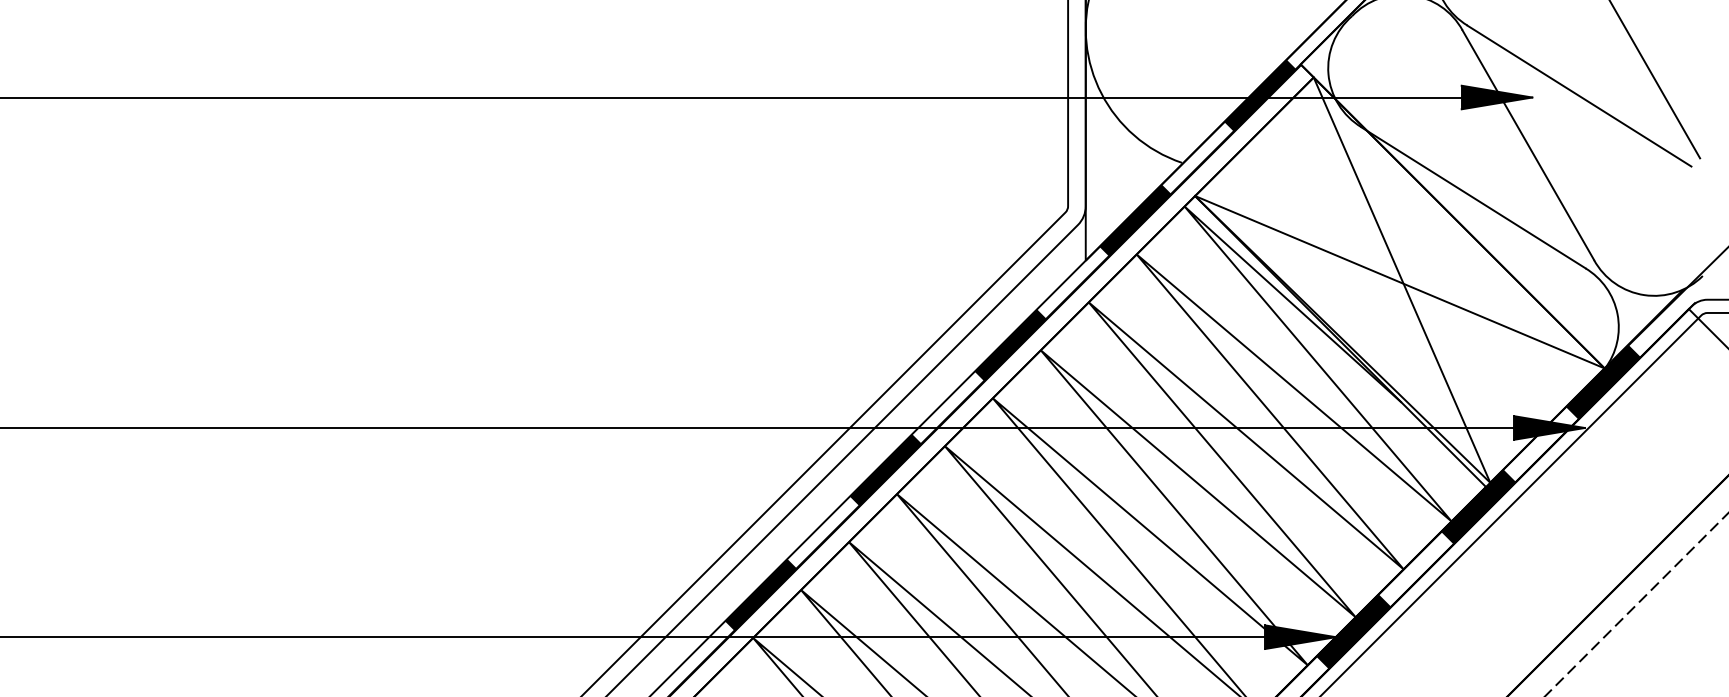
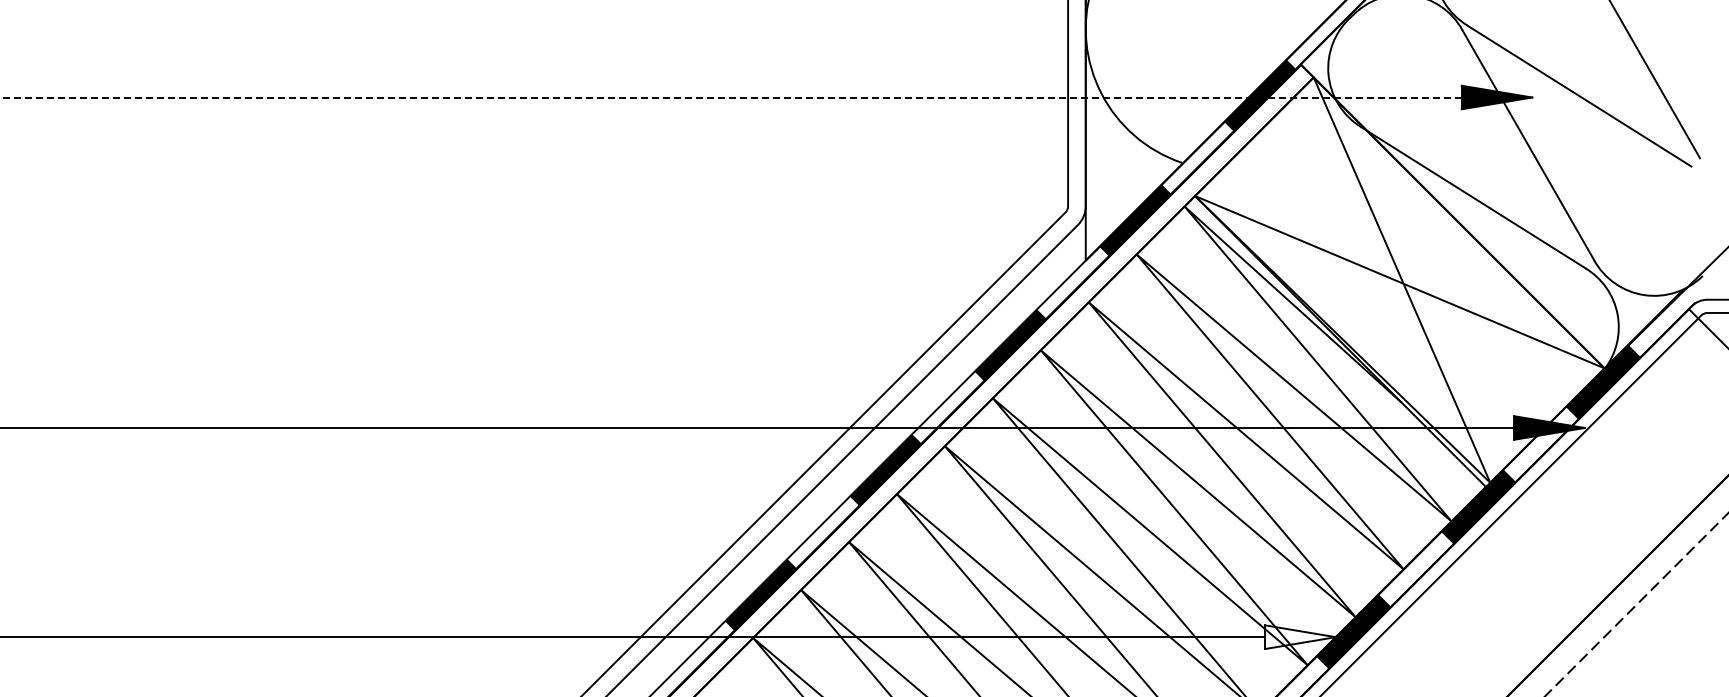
line: solid -> dashed (730, 97)
fill: present -> none (1300, 636)
